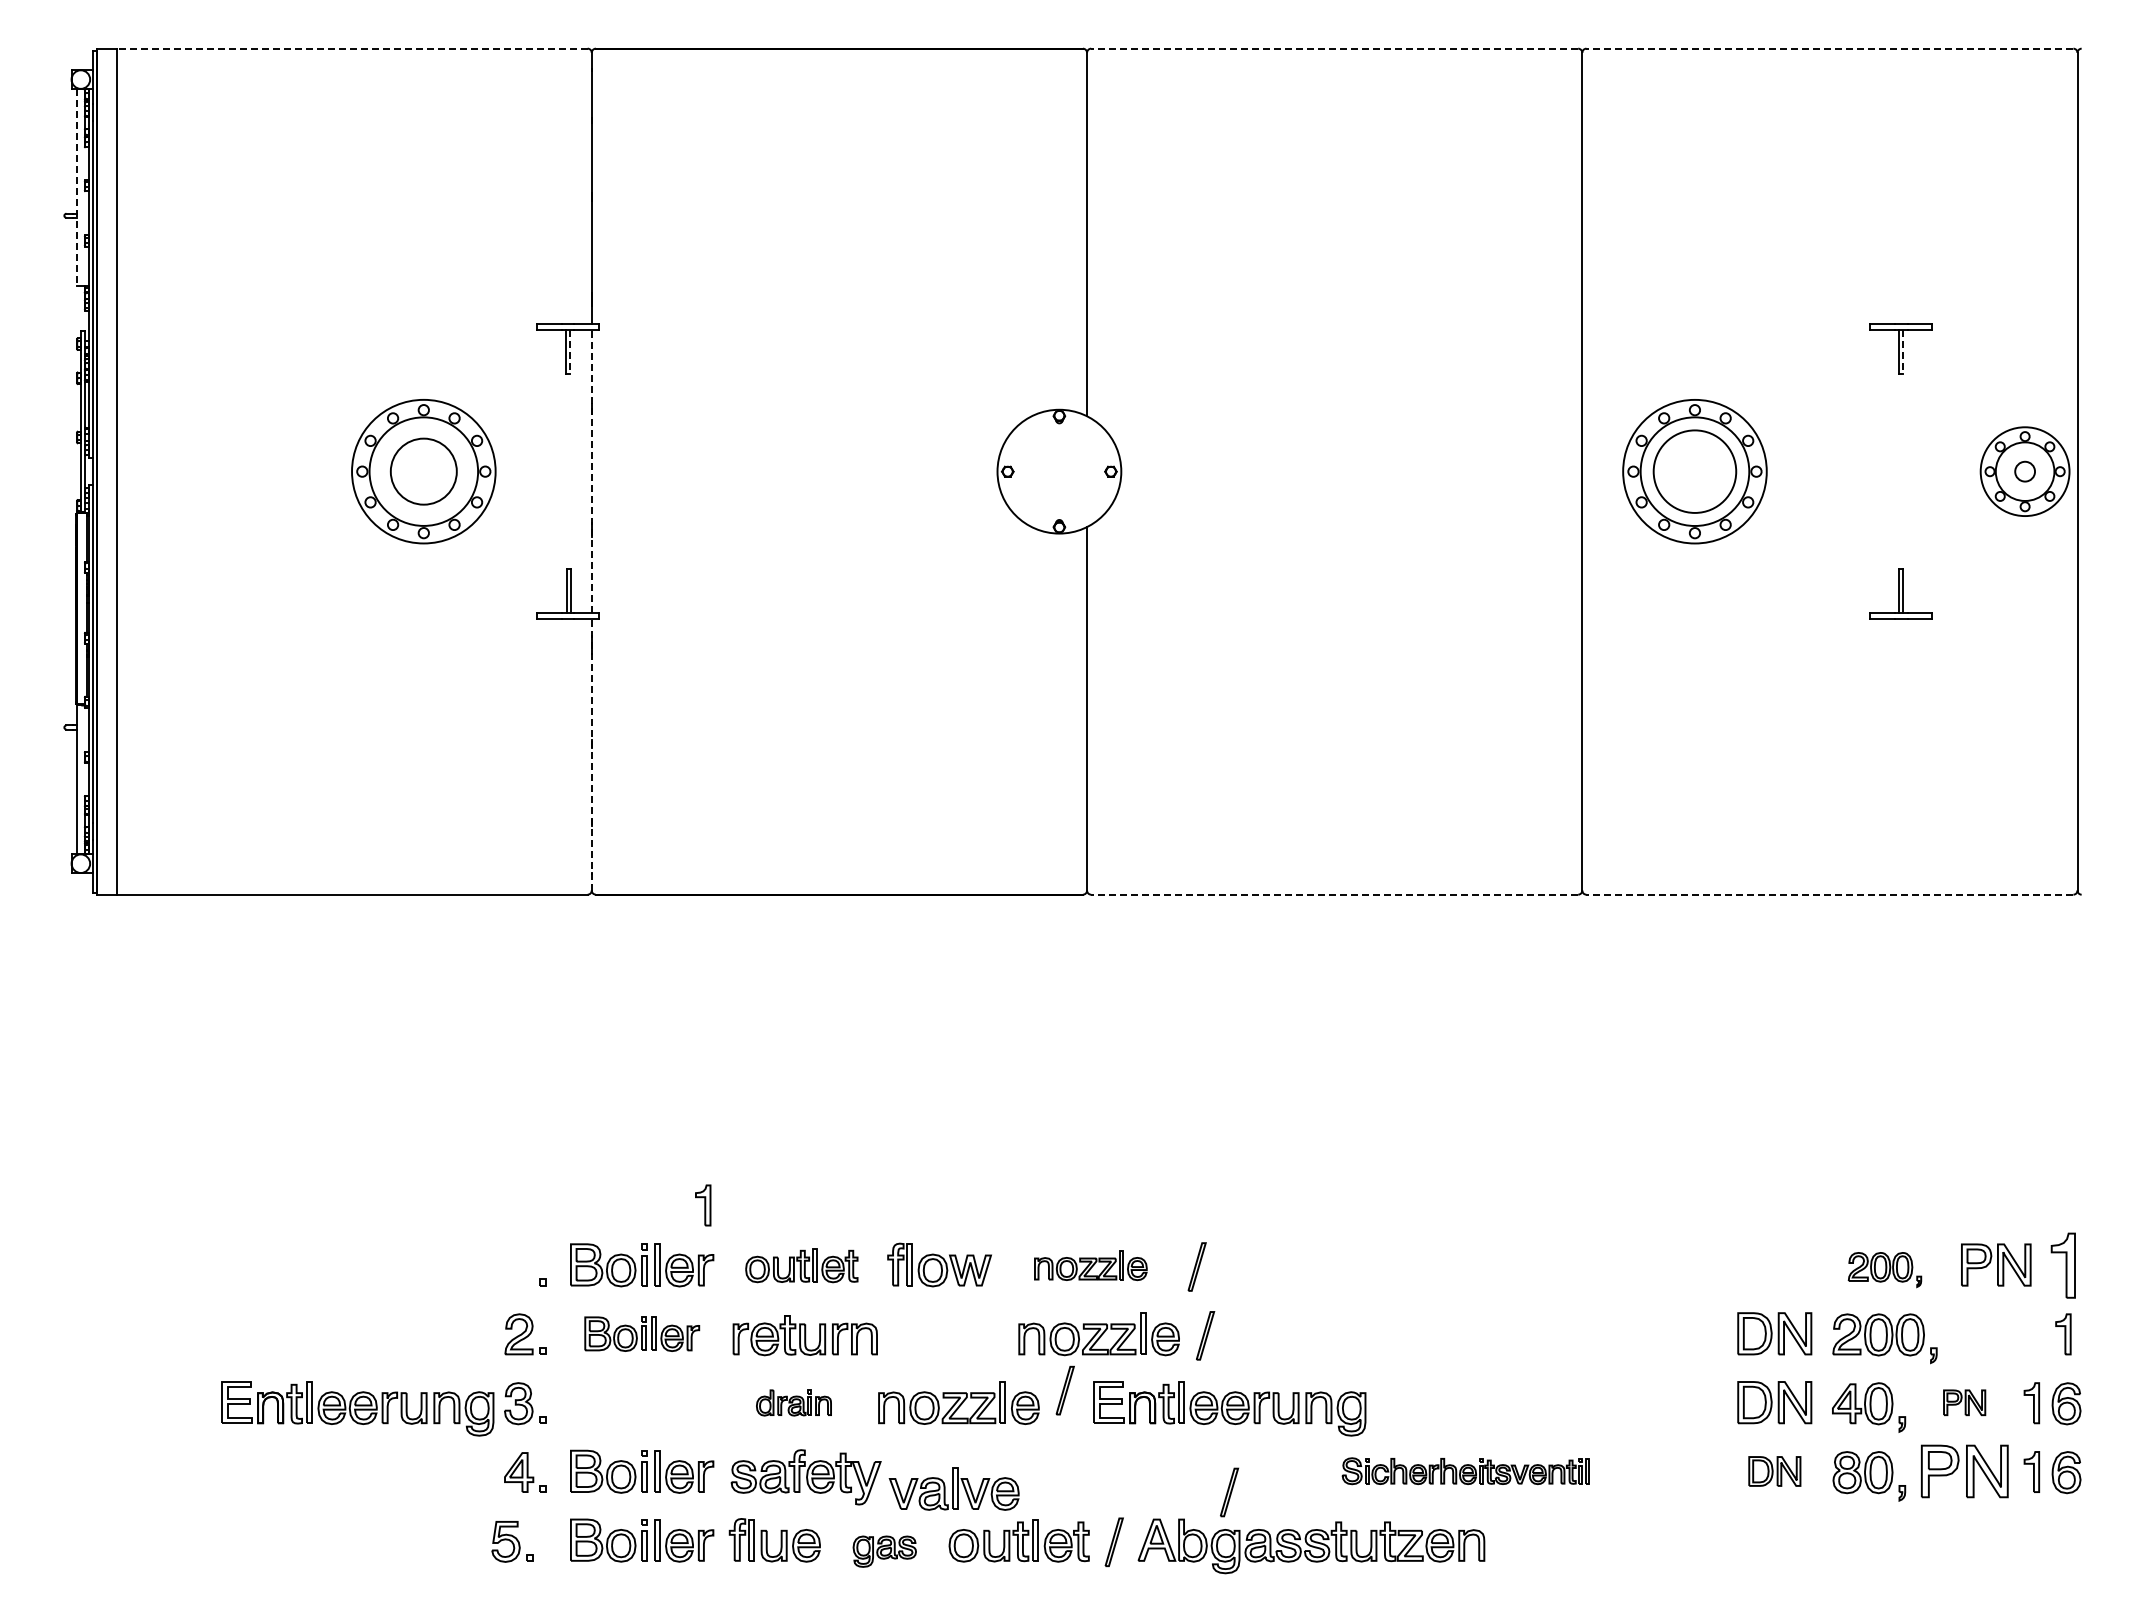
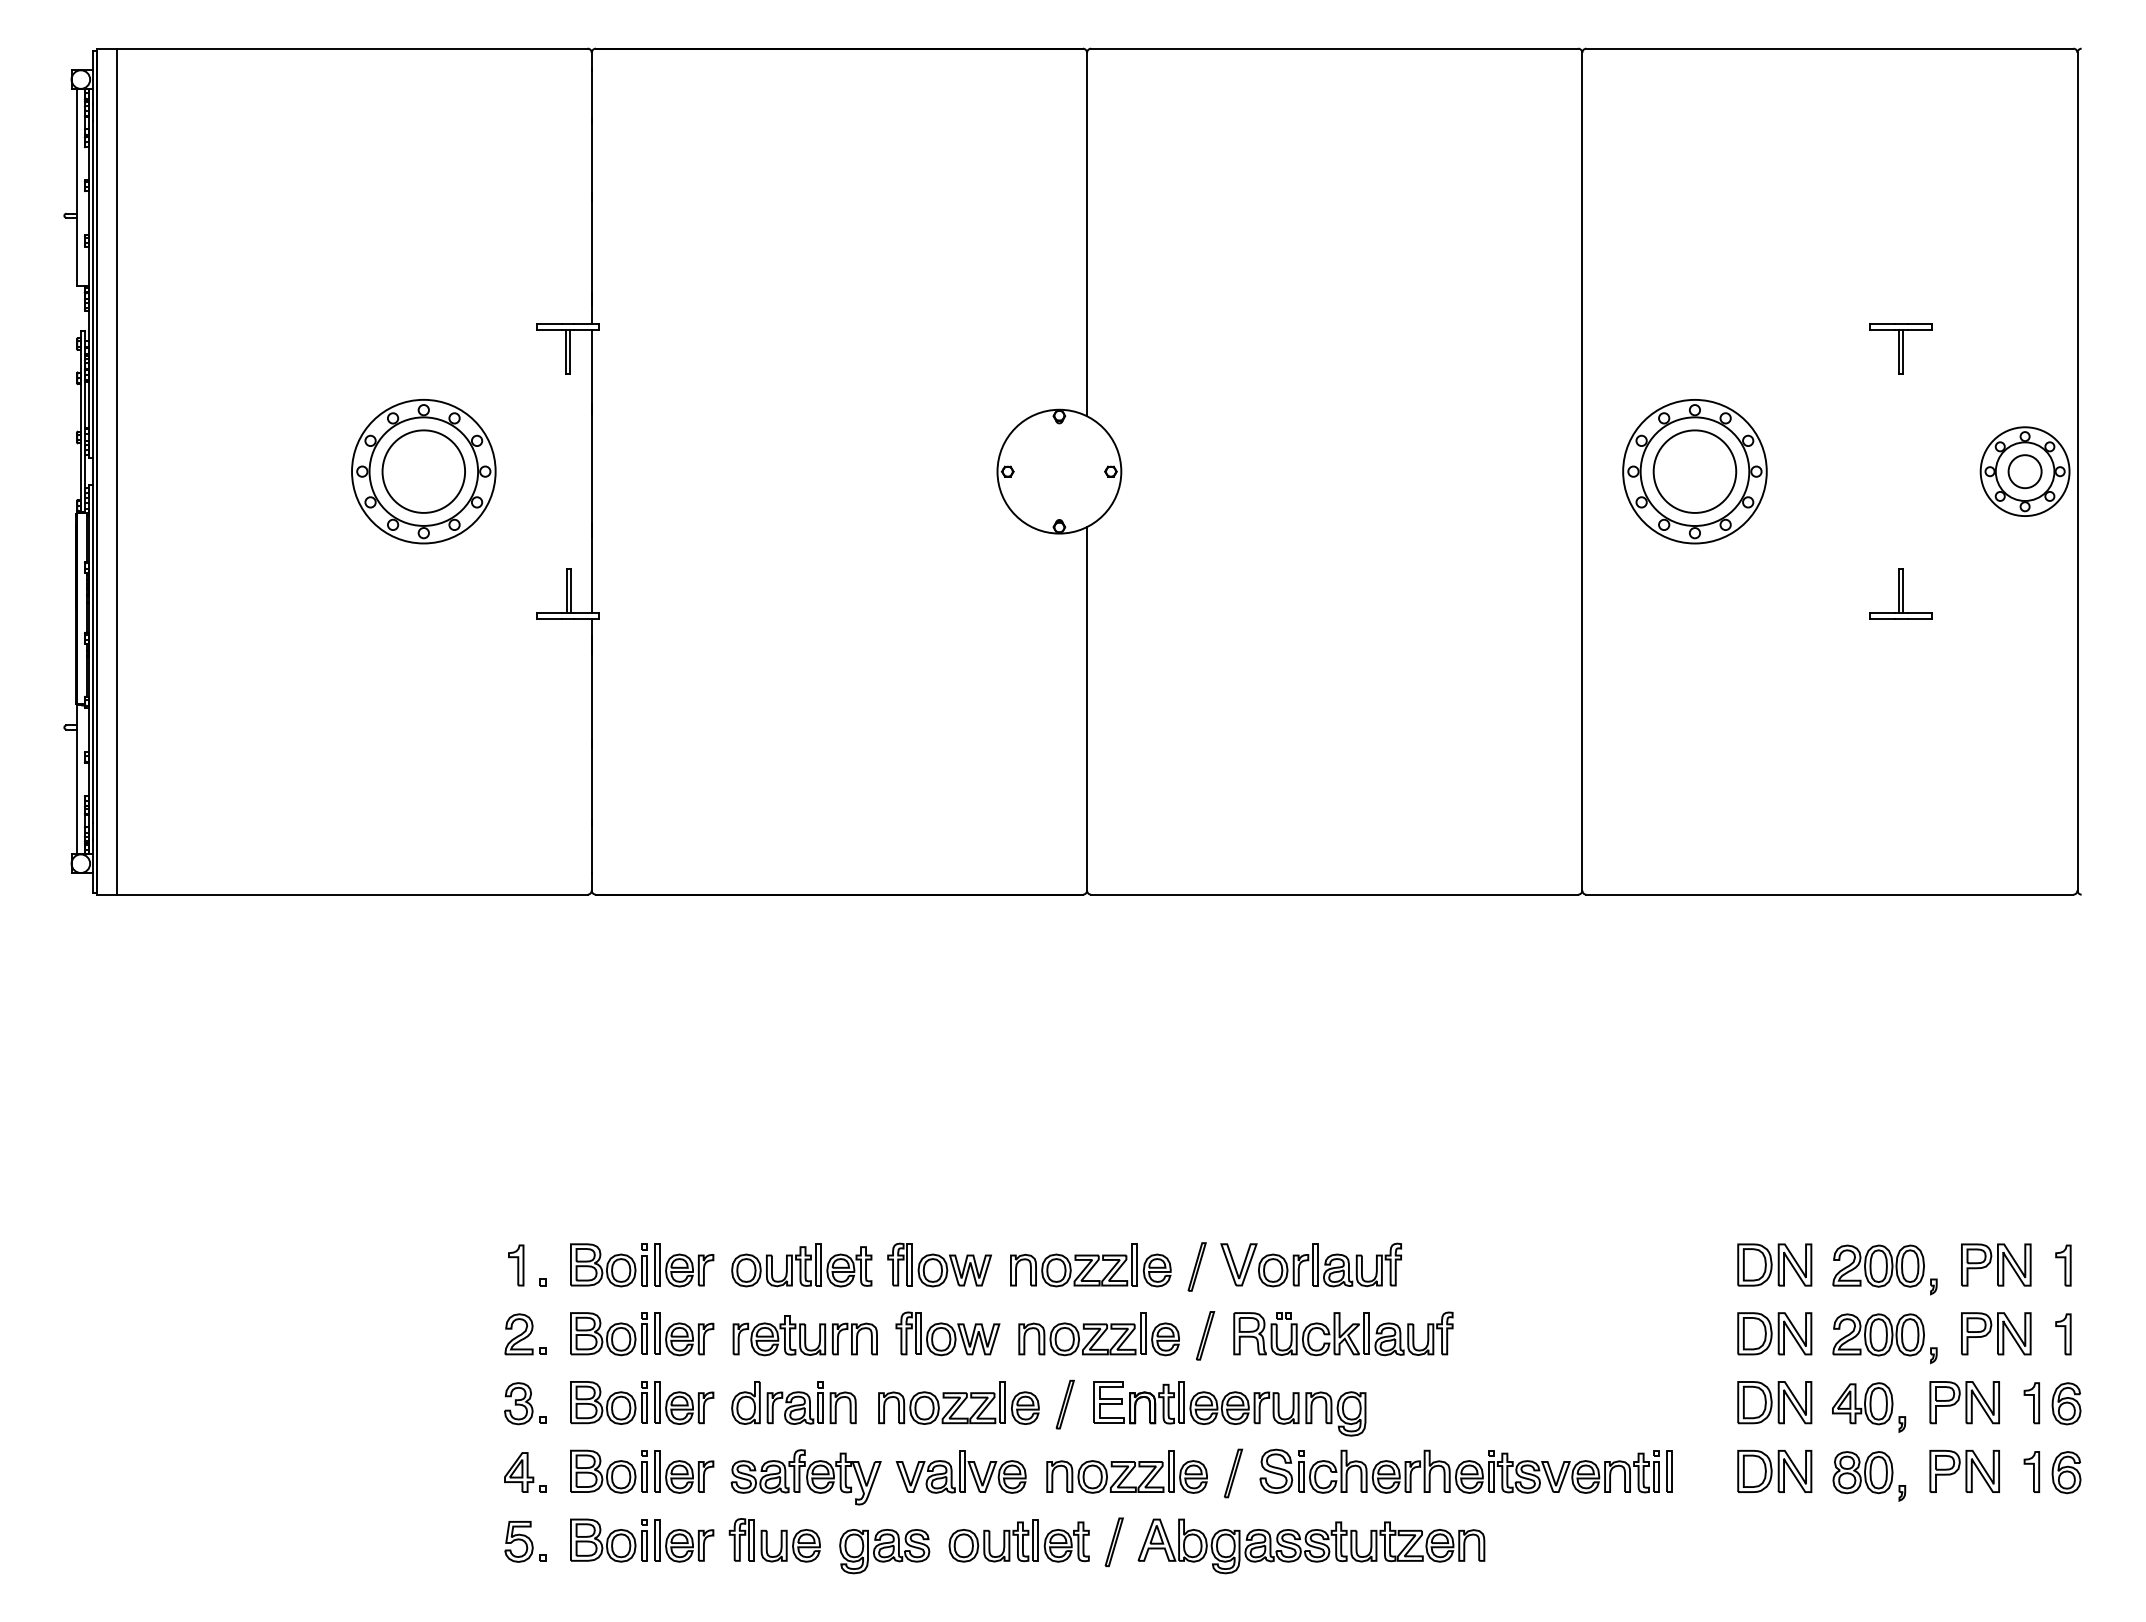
line: dashed -> solid (351, 48)
line: dashed -> solid (1334, 48)
line: dashed -> solid (1829, 48)
line: dashed -> solid (76, 187)
line: dashed -> solid (570, 352)
line: dashed -> solid (1903, 352)
circle diameter: 66 px -> 83 px (423, 471)
line: dashed -> solid (591, 471)
circle diameter: 20 px -> 33 px (2024, 471)
line: dashed -> solid (591, 754)
line: dashed -> solid (1334, 894)
line: dashed -> solid (1829, 894)
part position: (703, 1205) -> (516, 1265) (516, 1265)
part: none -> present (1310, 1264)
part: none -> present (1774, 1264)
part size: 114x36 px -> 142x45 px (801, 1265)
part size: 114x32 px -> 162x45 px (1090, 1265)
part size: 26x67 px -> 17x43 px (2063, 1265)
part size: 76x37 px -> 106x52 px (1884, 1269)
part size: 117x36 px -> 145x45 px (642, 1334)
part: none -> present (947, 1333)
part: none -> present (1343, 1333)
part: none -> present (1996, 1333)
part position: (1064, 1390) -> (1064, 1404) (1064, 1404)
part: none -> present (642, 1402)
part size: 76x28 px -> 126x44 px (793, 1402)
part size: 44x28 px -> 71x44 px (1964, 1402)
part: present -> none (357, 1408)
part: none -> present (1126, 1471)
part size: 249x29 px -> 414x46 px (1465, 1470)
part size: 54x31 px -> 76x43 px (1774, 1471)
part size: 88x55 px -> 71x43 px (1964, 1471)
part position: (953, 1488) -> (960, 1471) (960, 1471)
part position: (1229, 1492) -> (1233, 1473) (1233, 1473)
part position: (512, 1541) -> (525, 1541) (525, 1541)
part size: 65x33 px -> 92x46 px (884, 1551)
